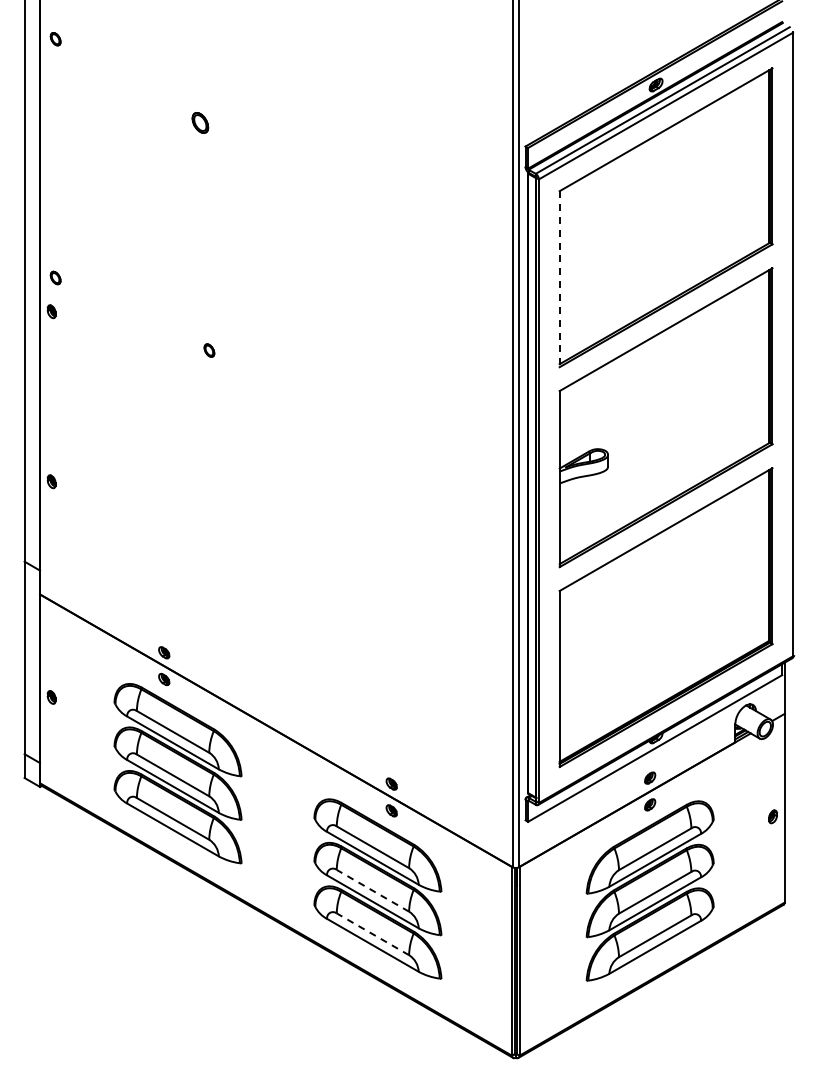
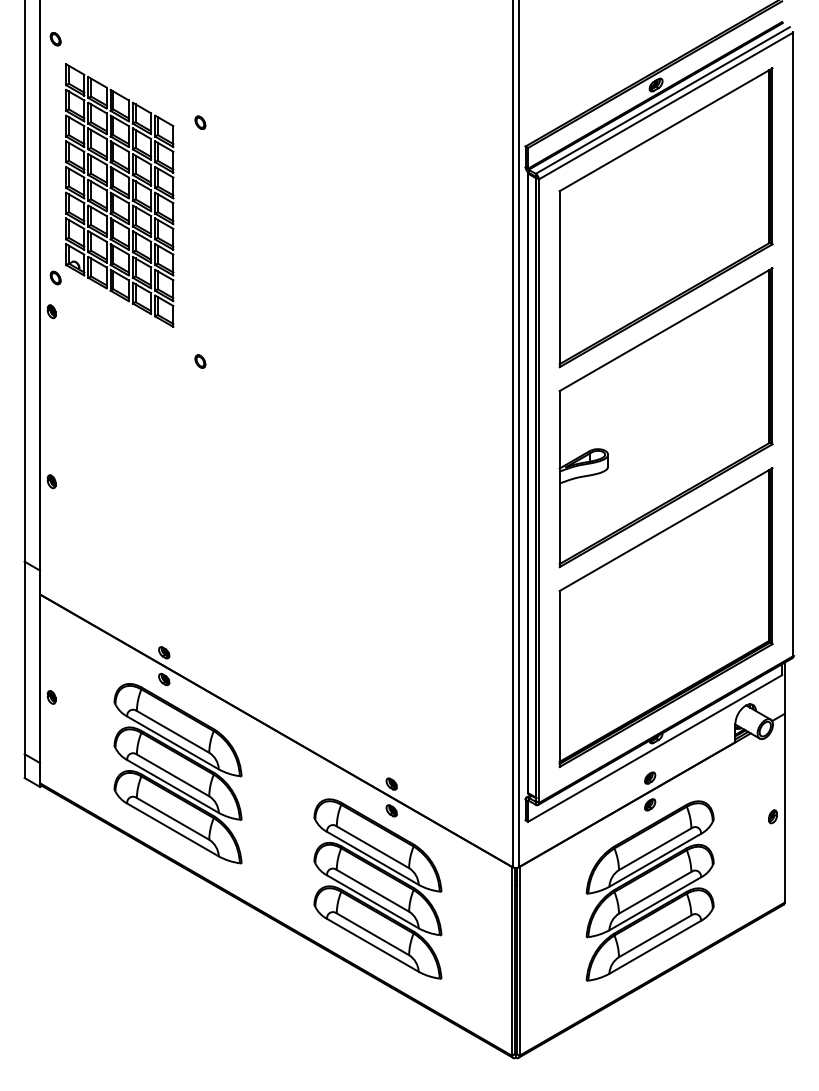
part size: 19x22 px -> 13x15 px (200, 122)
part: none -> present (119, 195)
line: dashed -> solid (559, 279)
part position: (209, 350) -> (200, 361) (200, 361)
line: dashed -> solid (372, 890)
line: dashed -> solid (372, 934)
